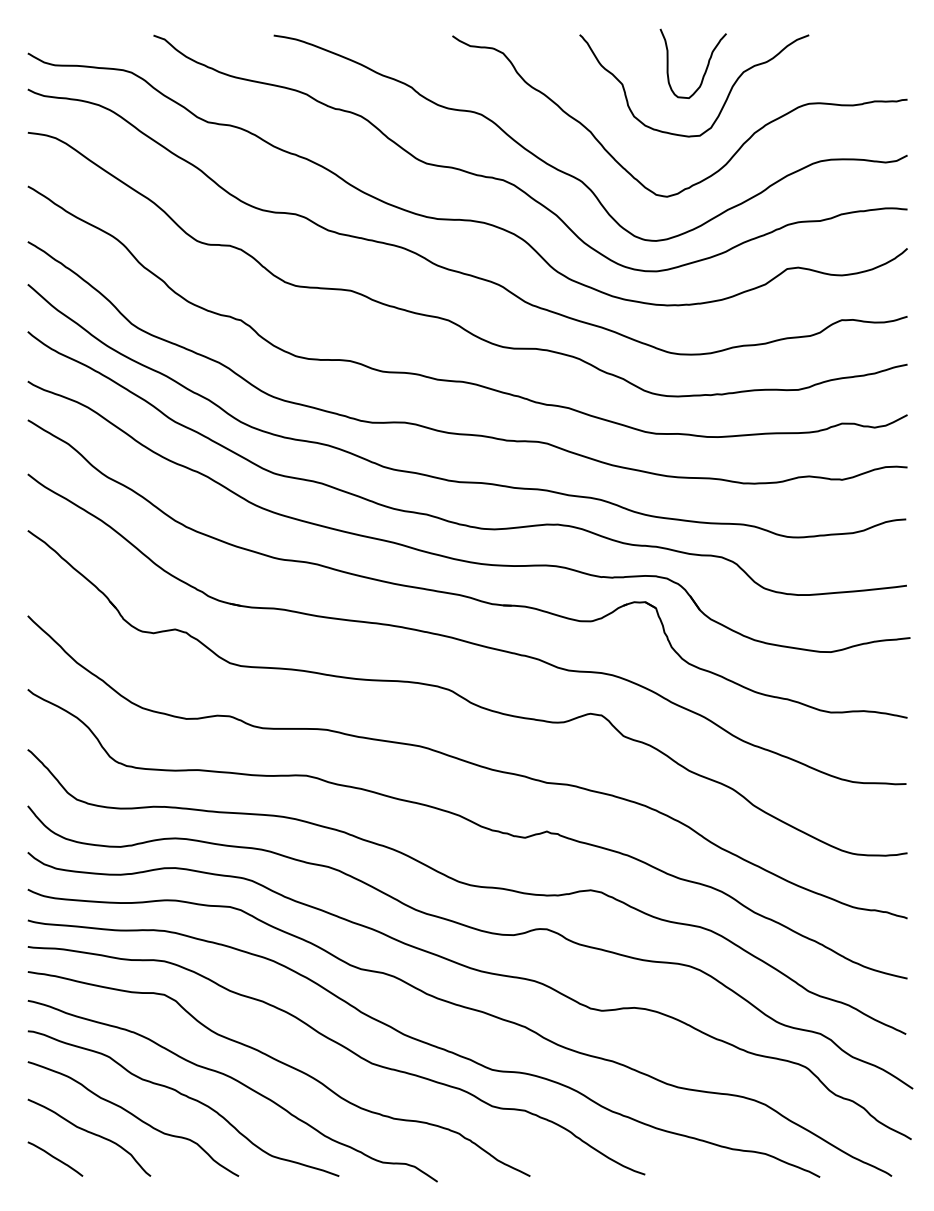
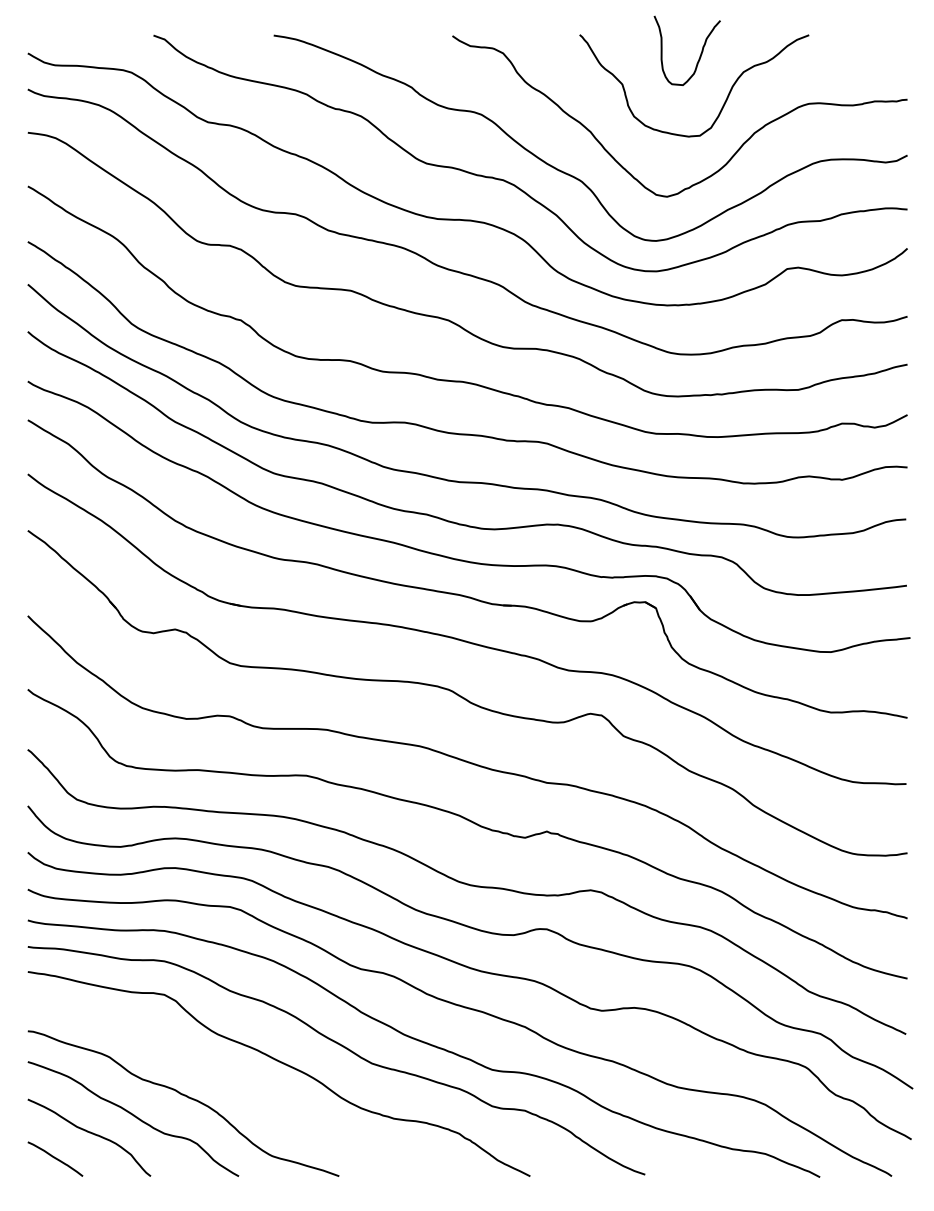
curve position: (706, 66) -> (700, 53) (700, 53)
curve: present -> none (237, 1082)
